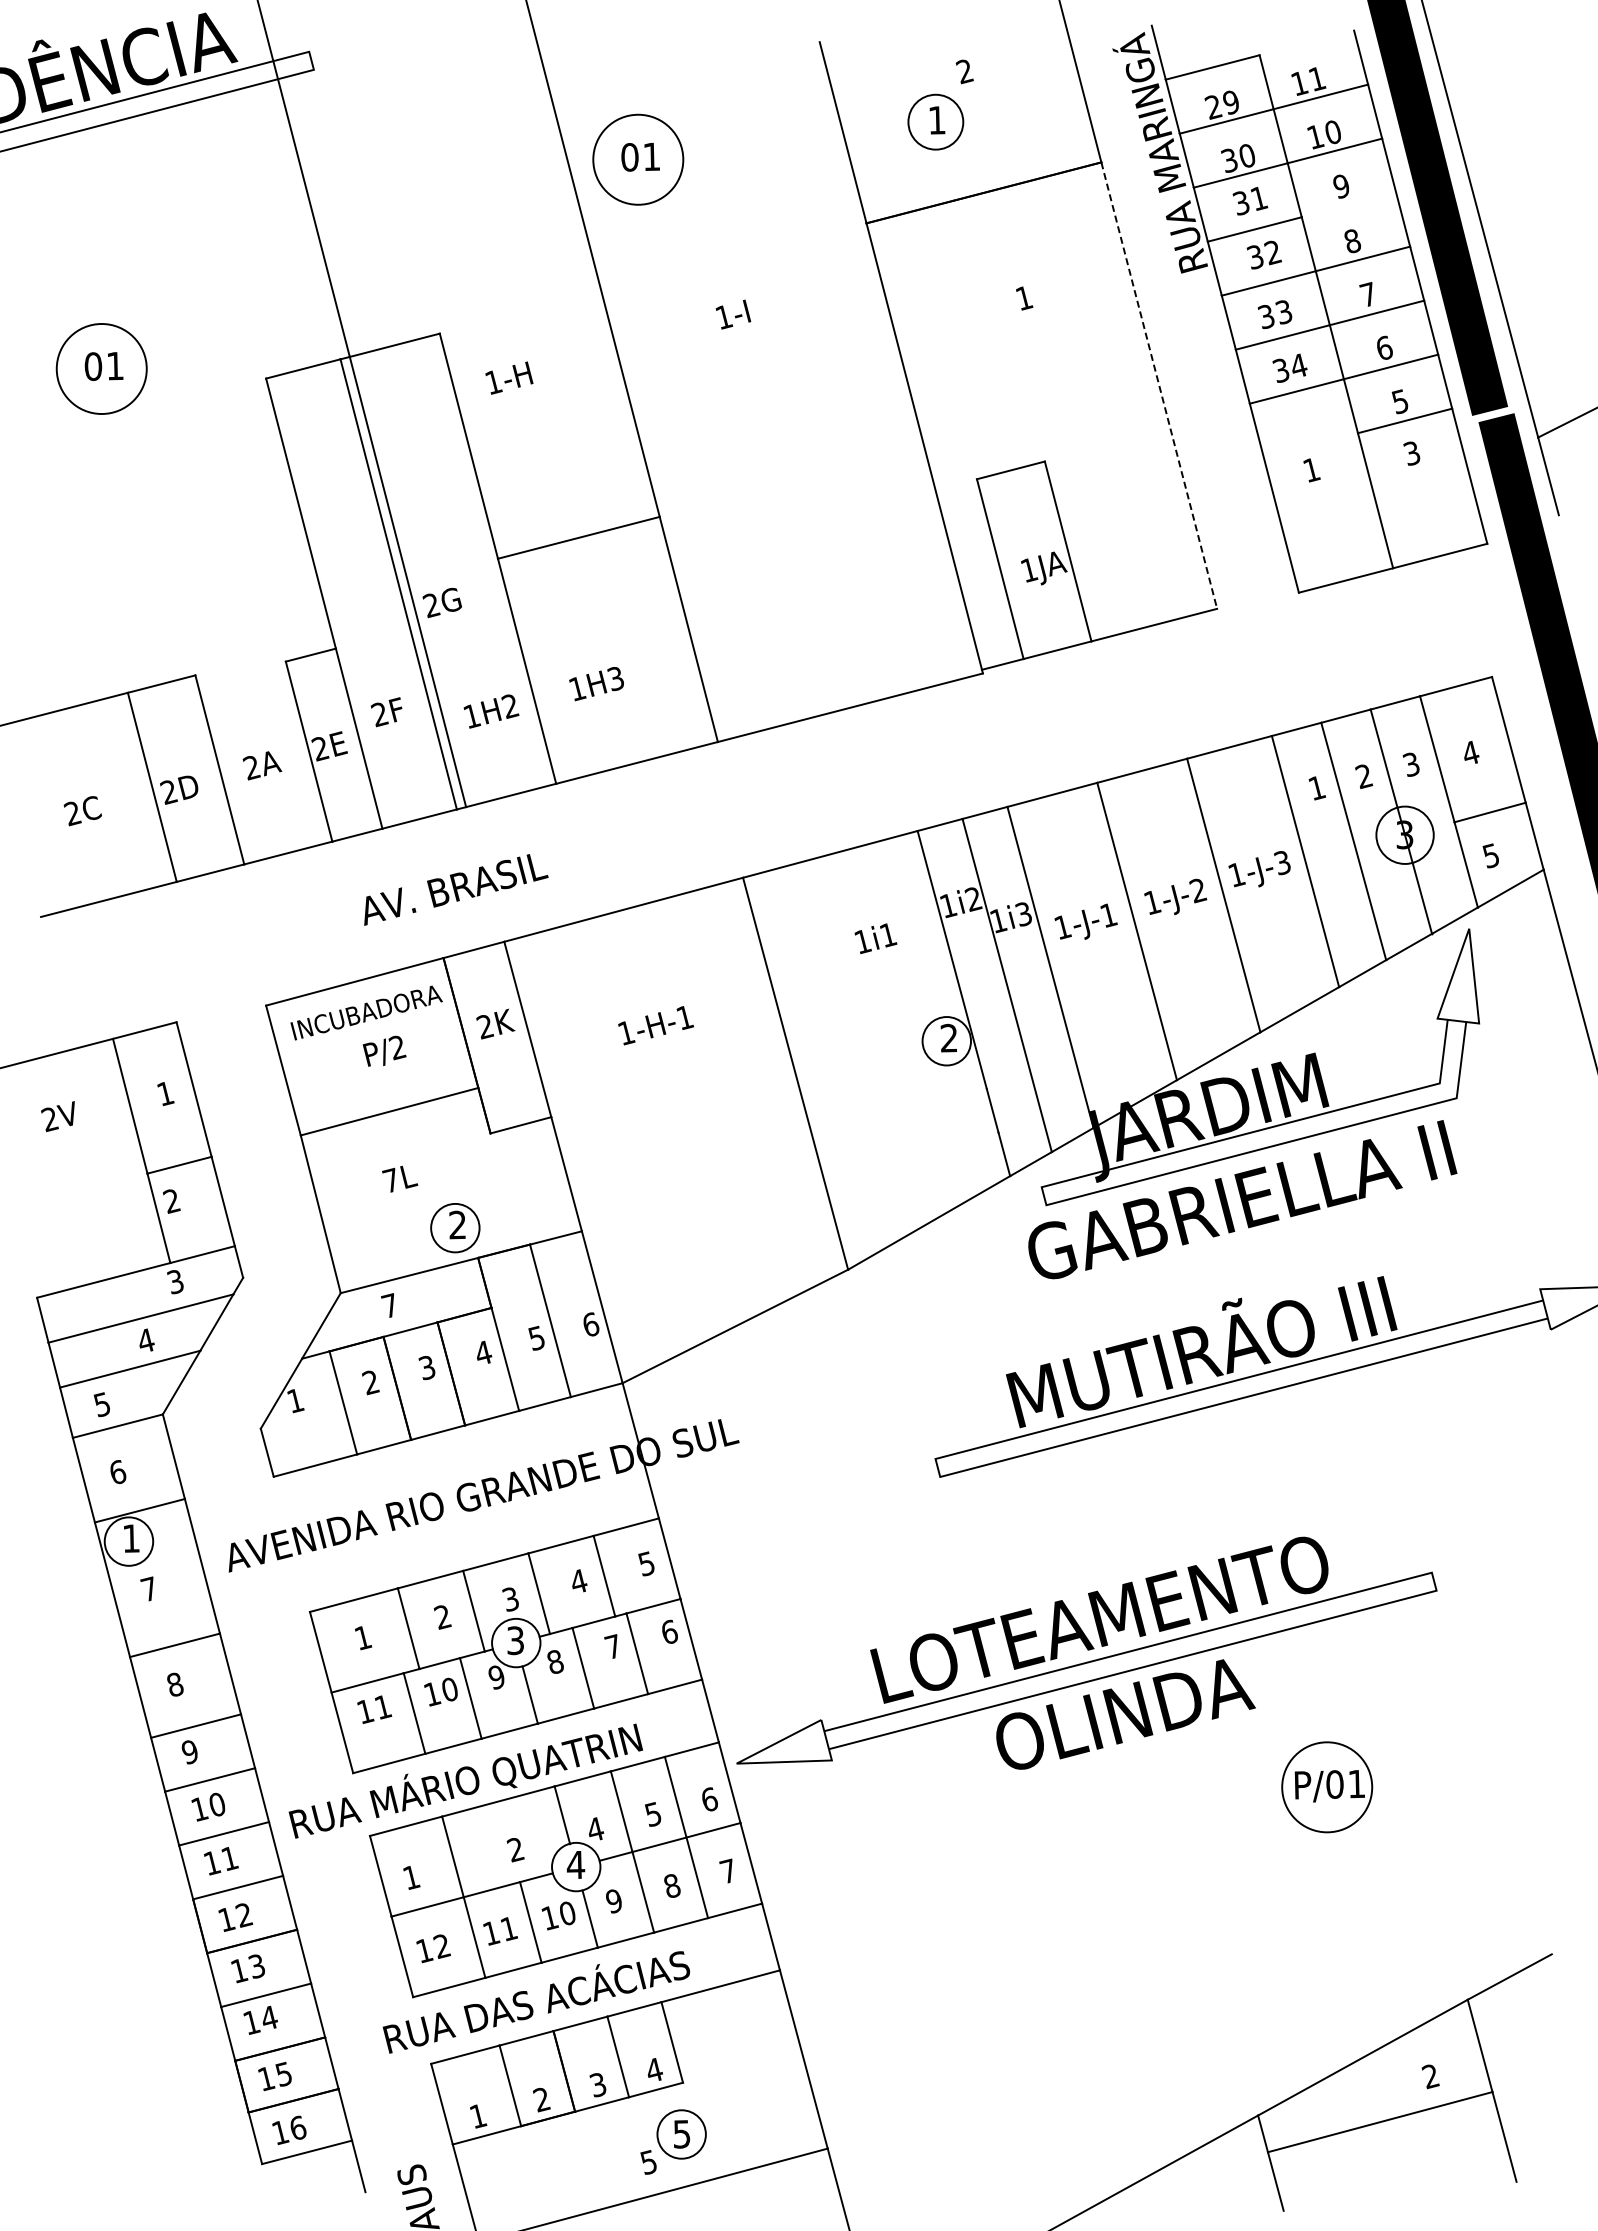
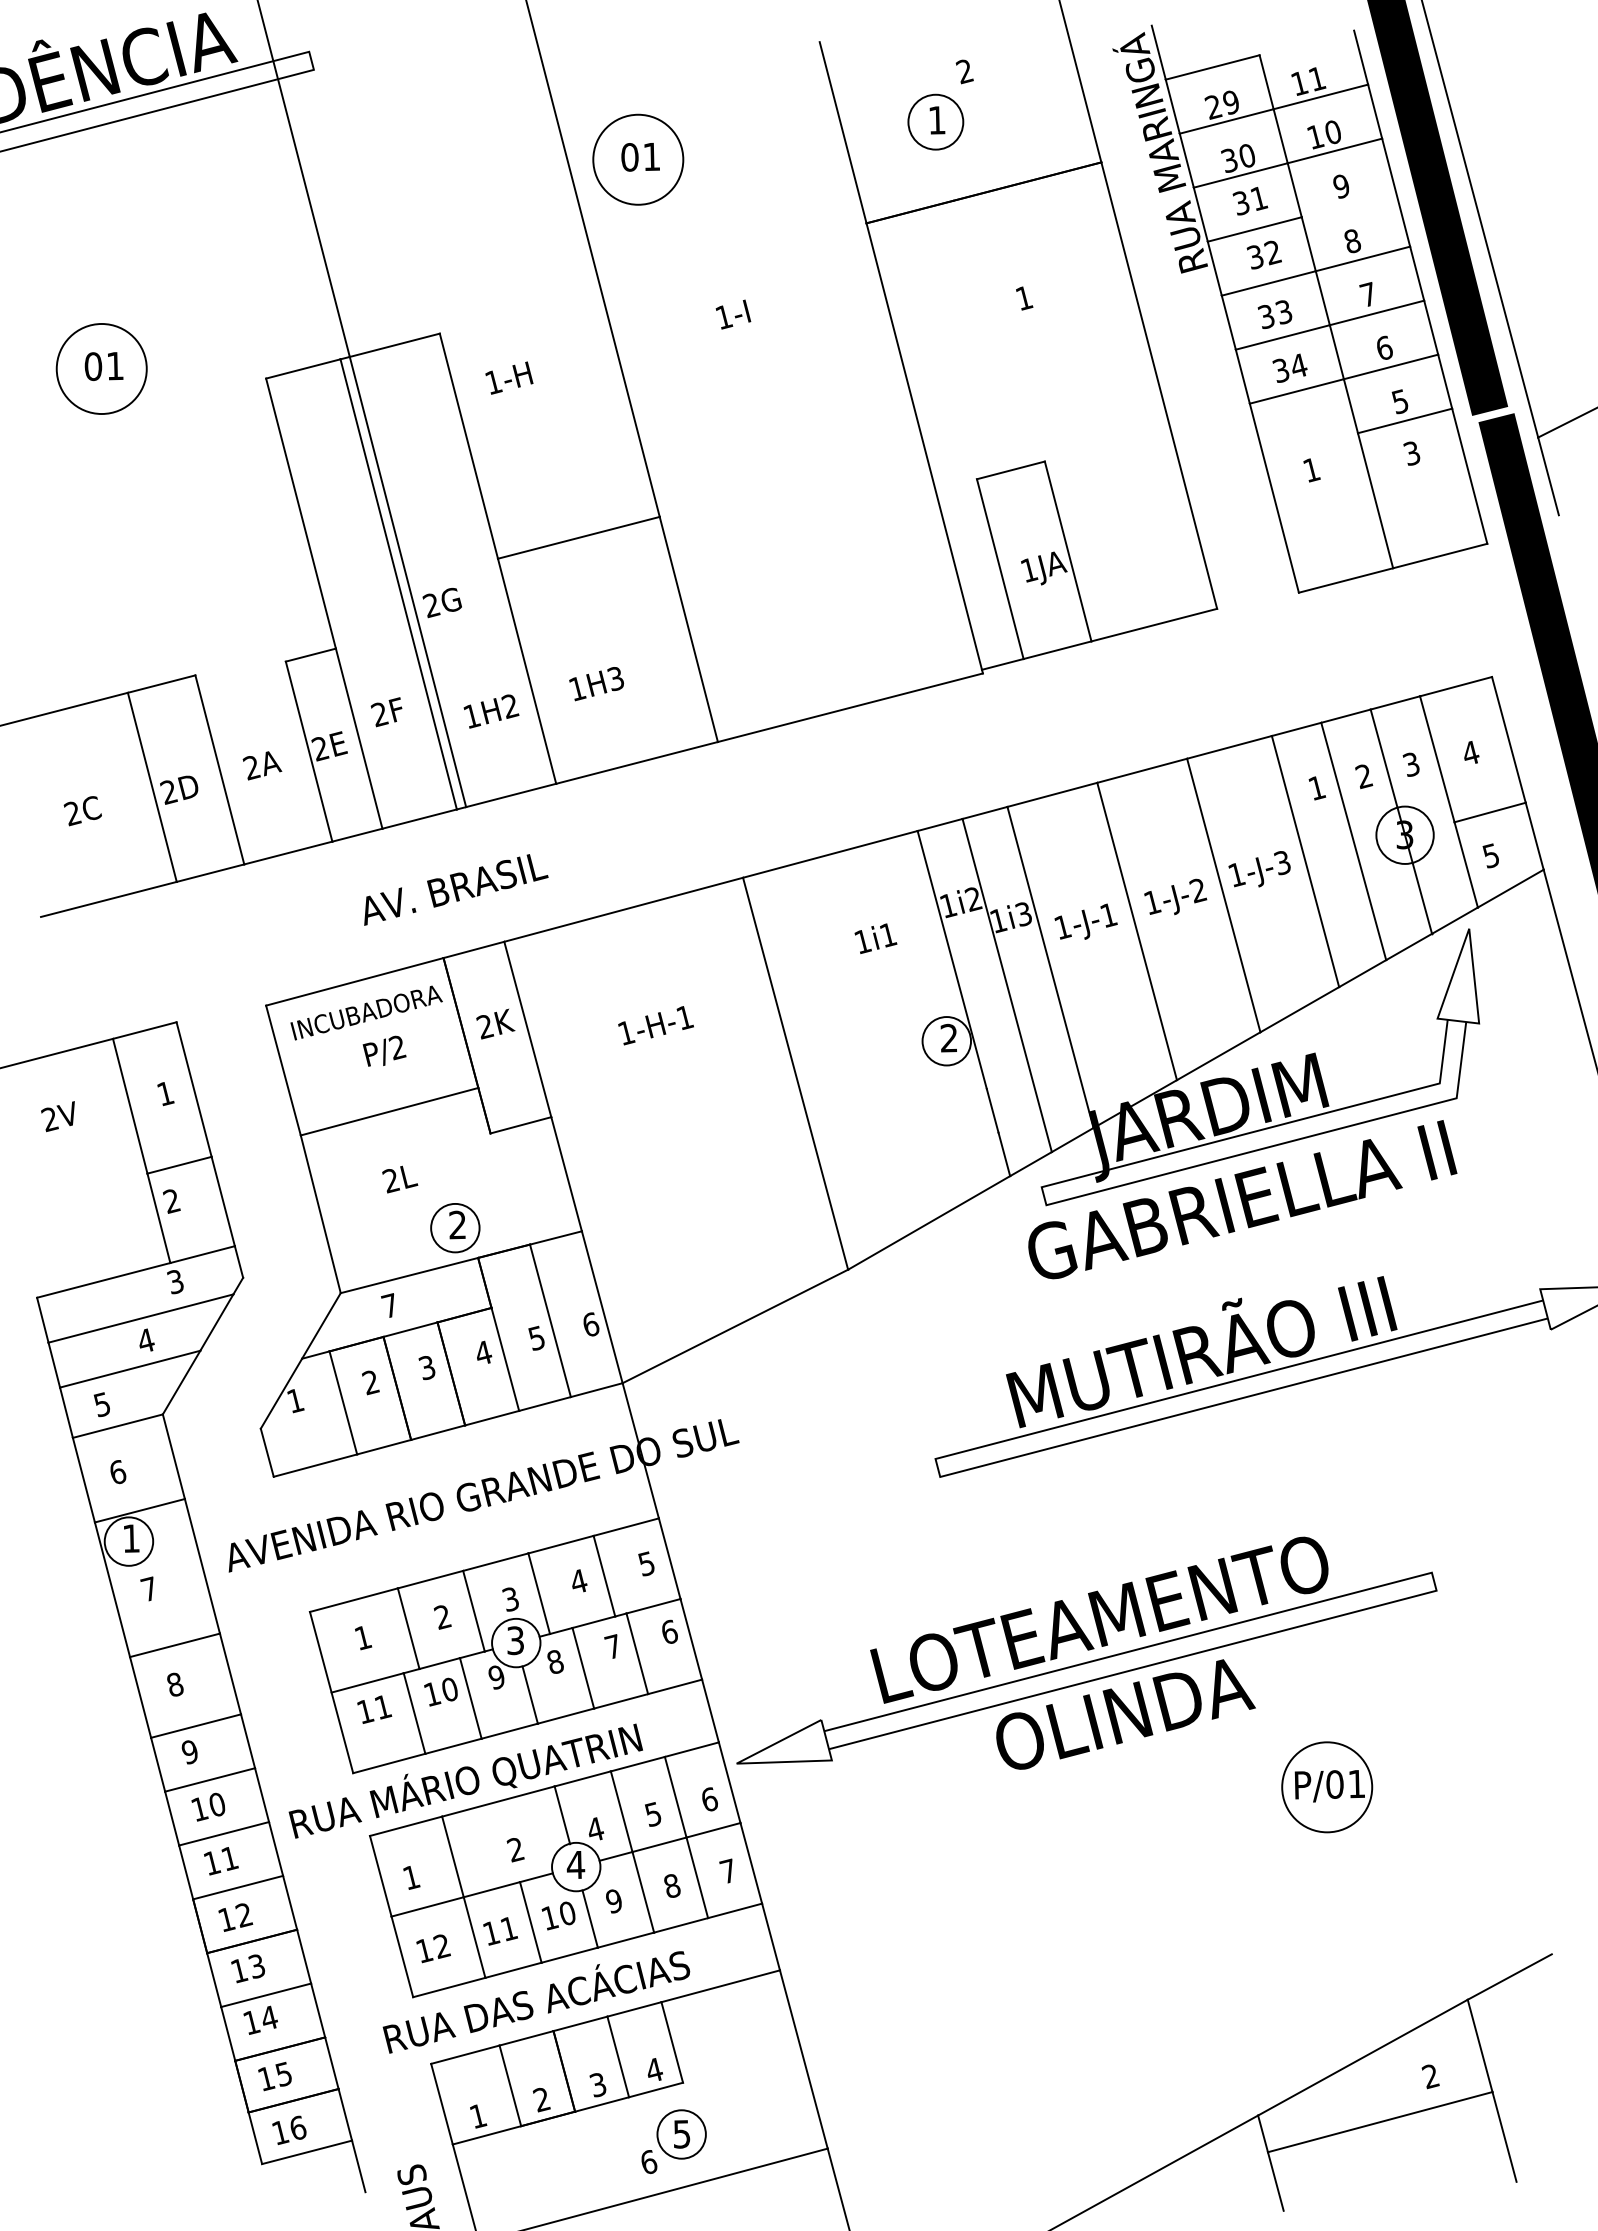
line: dashed -> solid (1159, 385)
text: 7L -> 2L (390, 1180)
text: 5 -> 6 (648, 2162)
